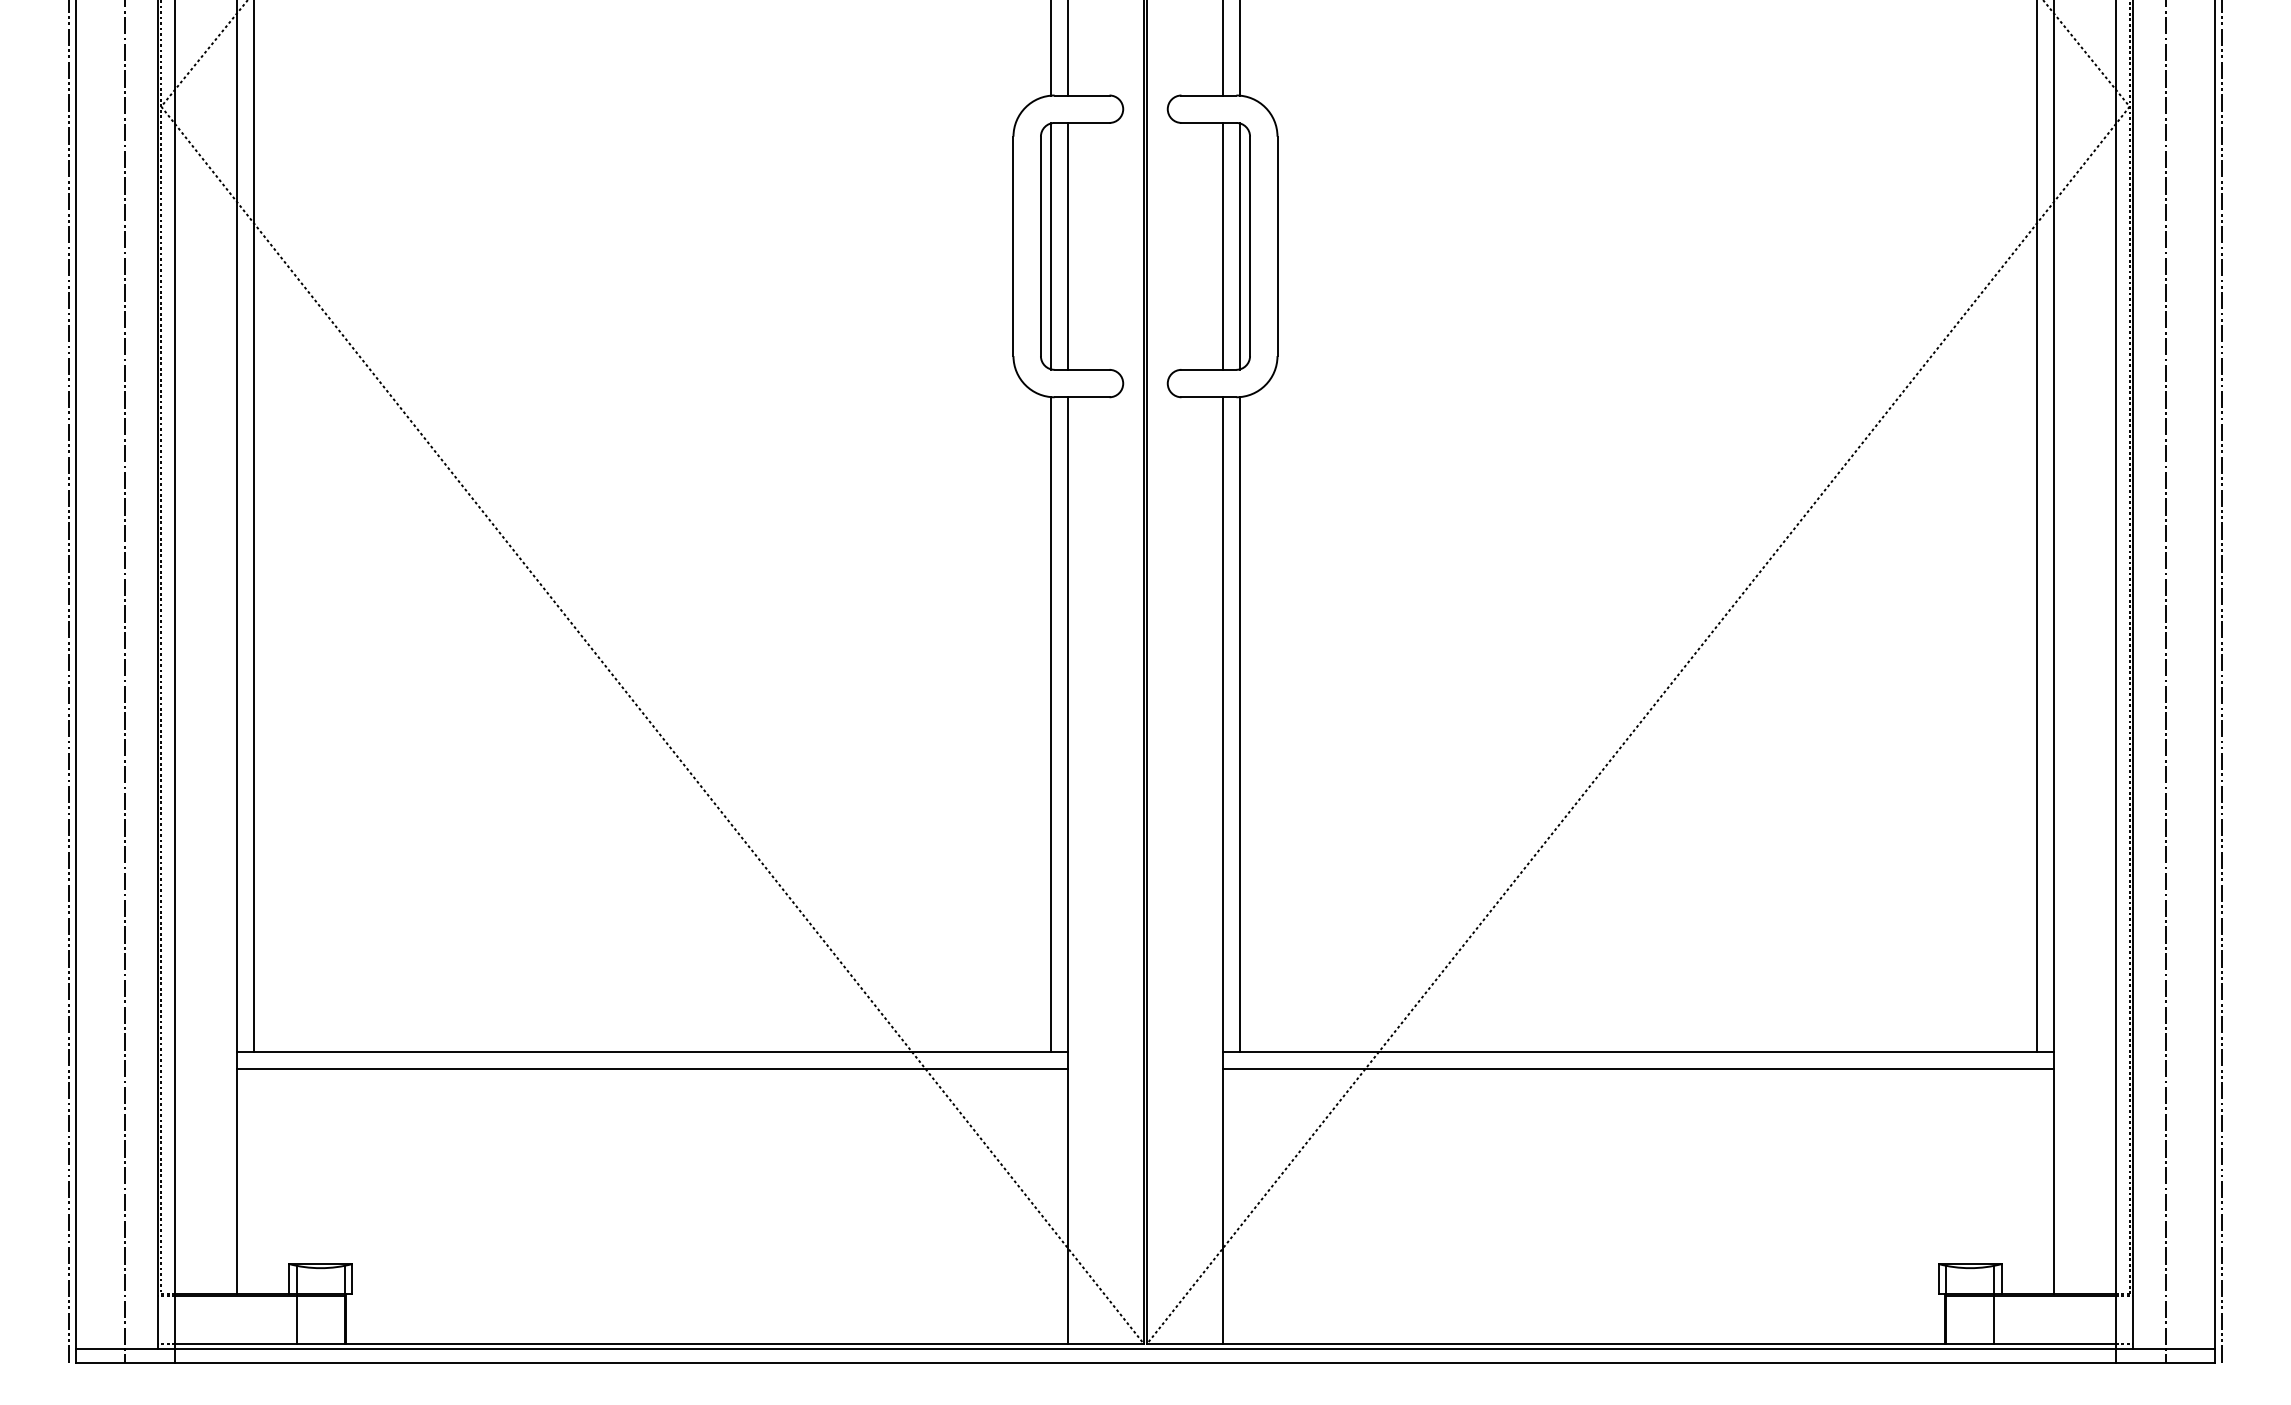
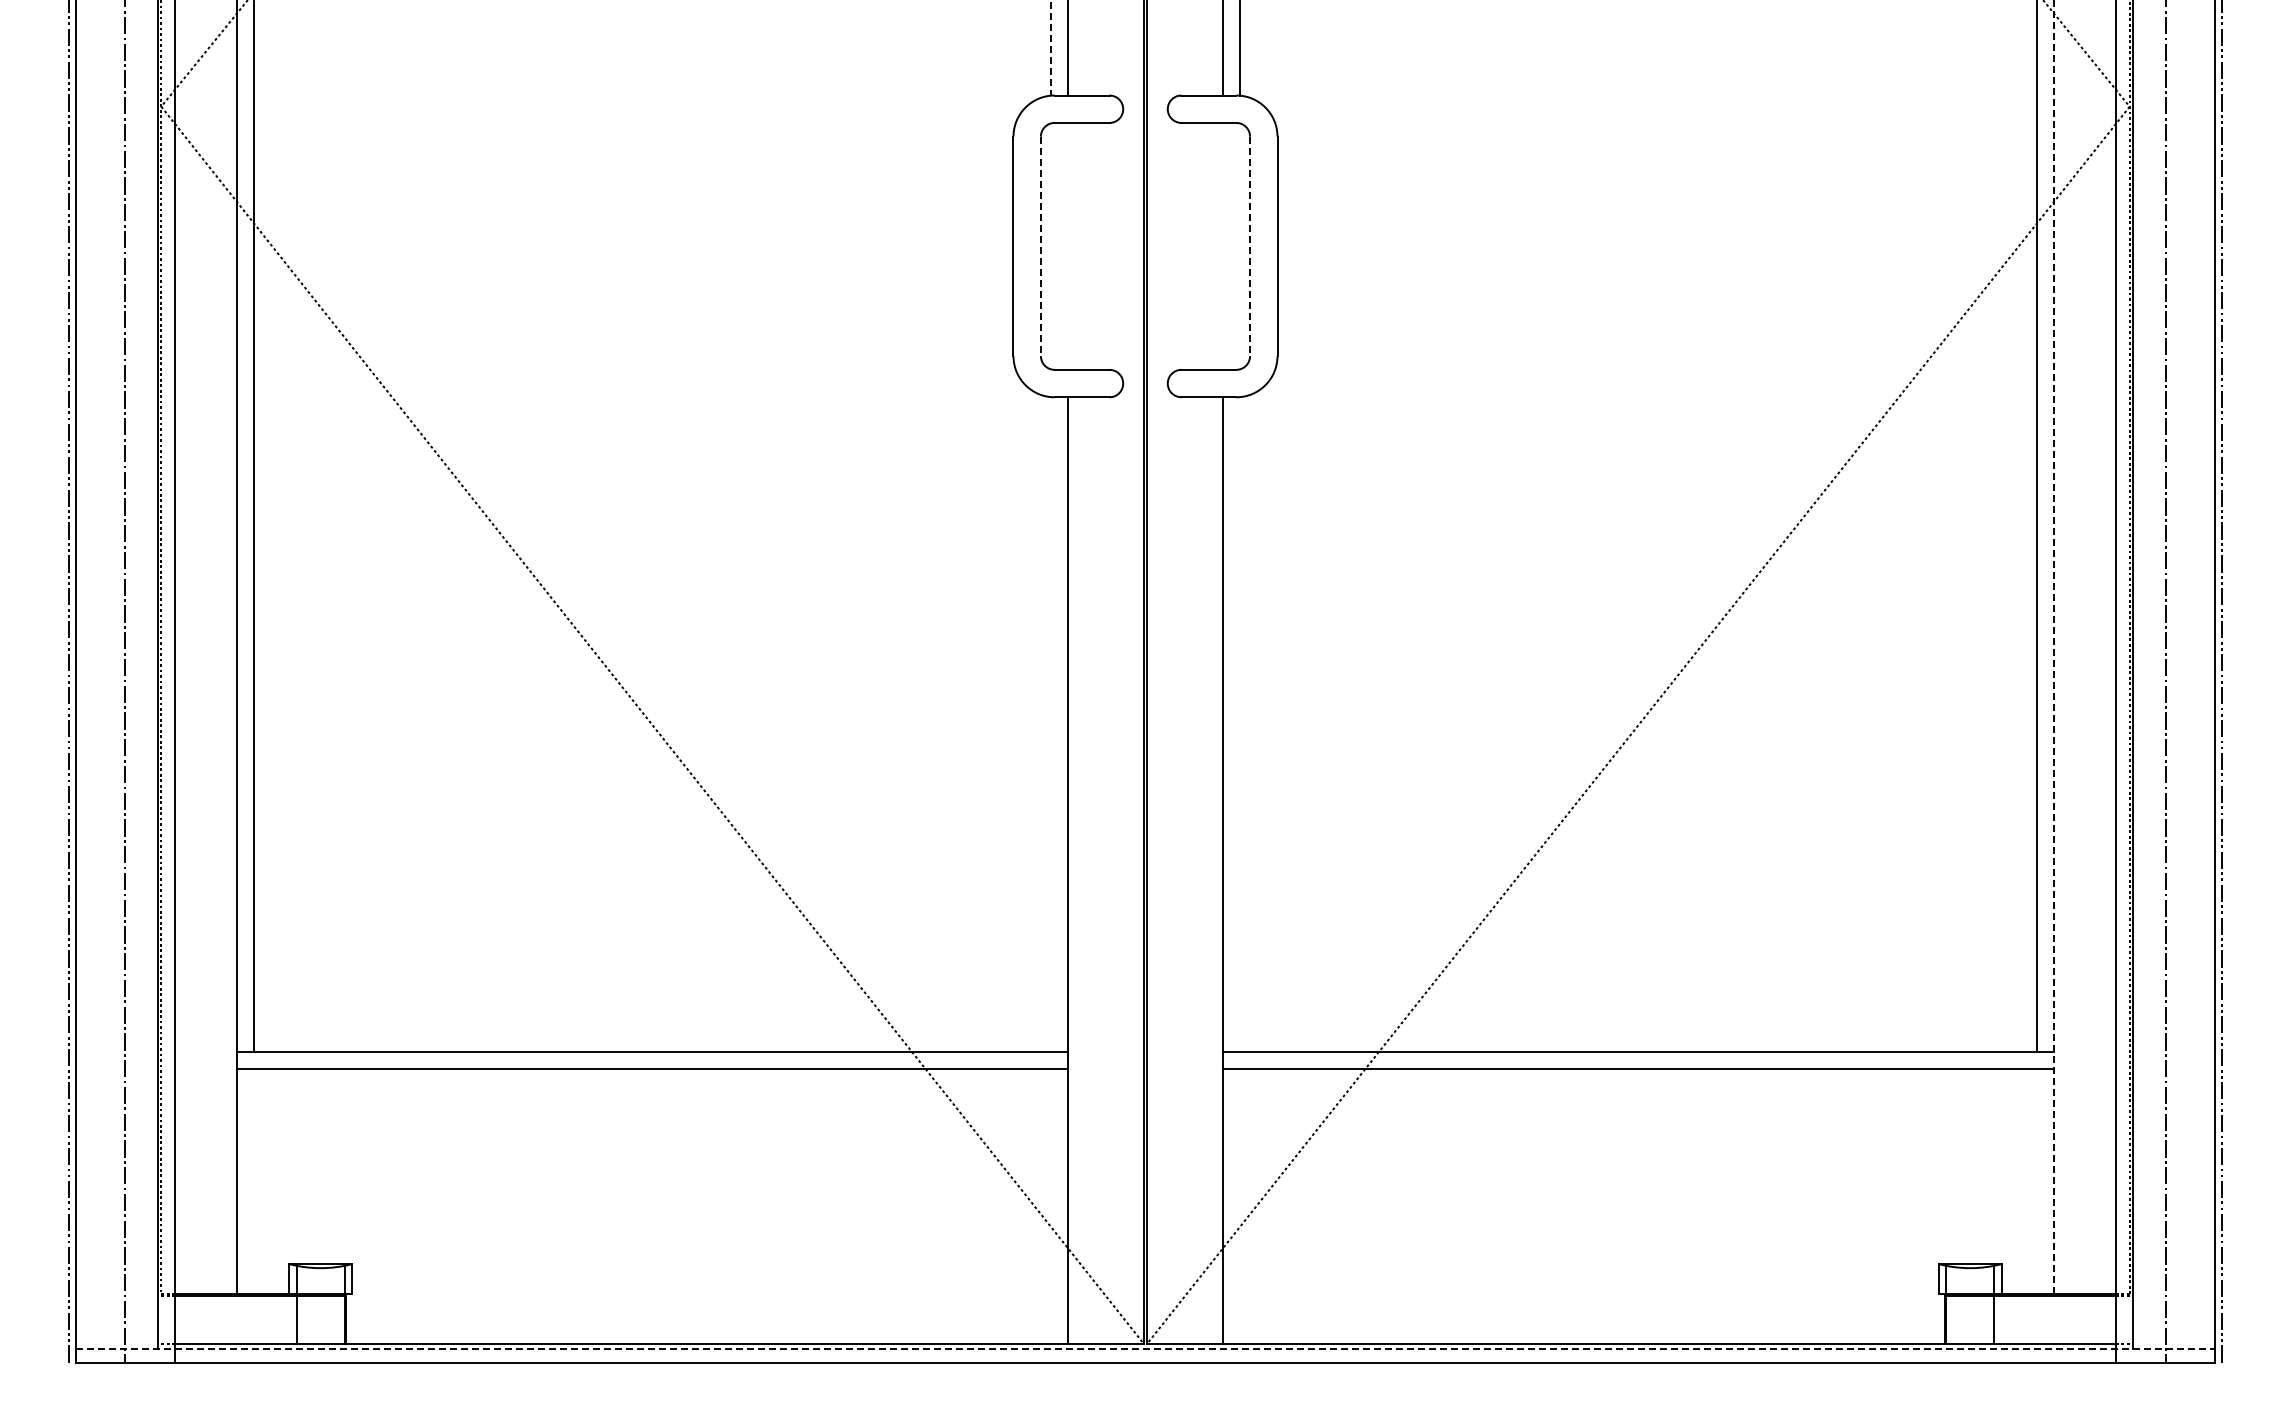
line: solid -> dashed (1051, 48)
line: present -> none (1051, 245)
line: present -> none (1068, 245)
line: present -> none (1222, 245)
line: present -> none (1239, 245)
line: solid -> dashed (1040, 246)
line: solid -> dashed (1250, 246)
line: solid -> dashed (2054, 647)
line: present -> none (1051, 724)
line: present -> none (1239, 724)
line: solid -> dashed (1145, 1348)
